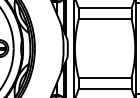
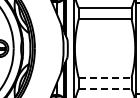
line: solid -> dashed (105, 77)
line: solid -> dashed (105, 89)
